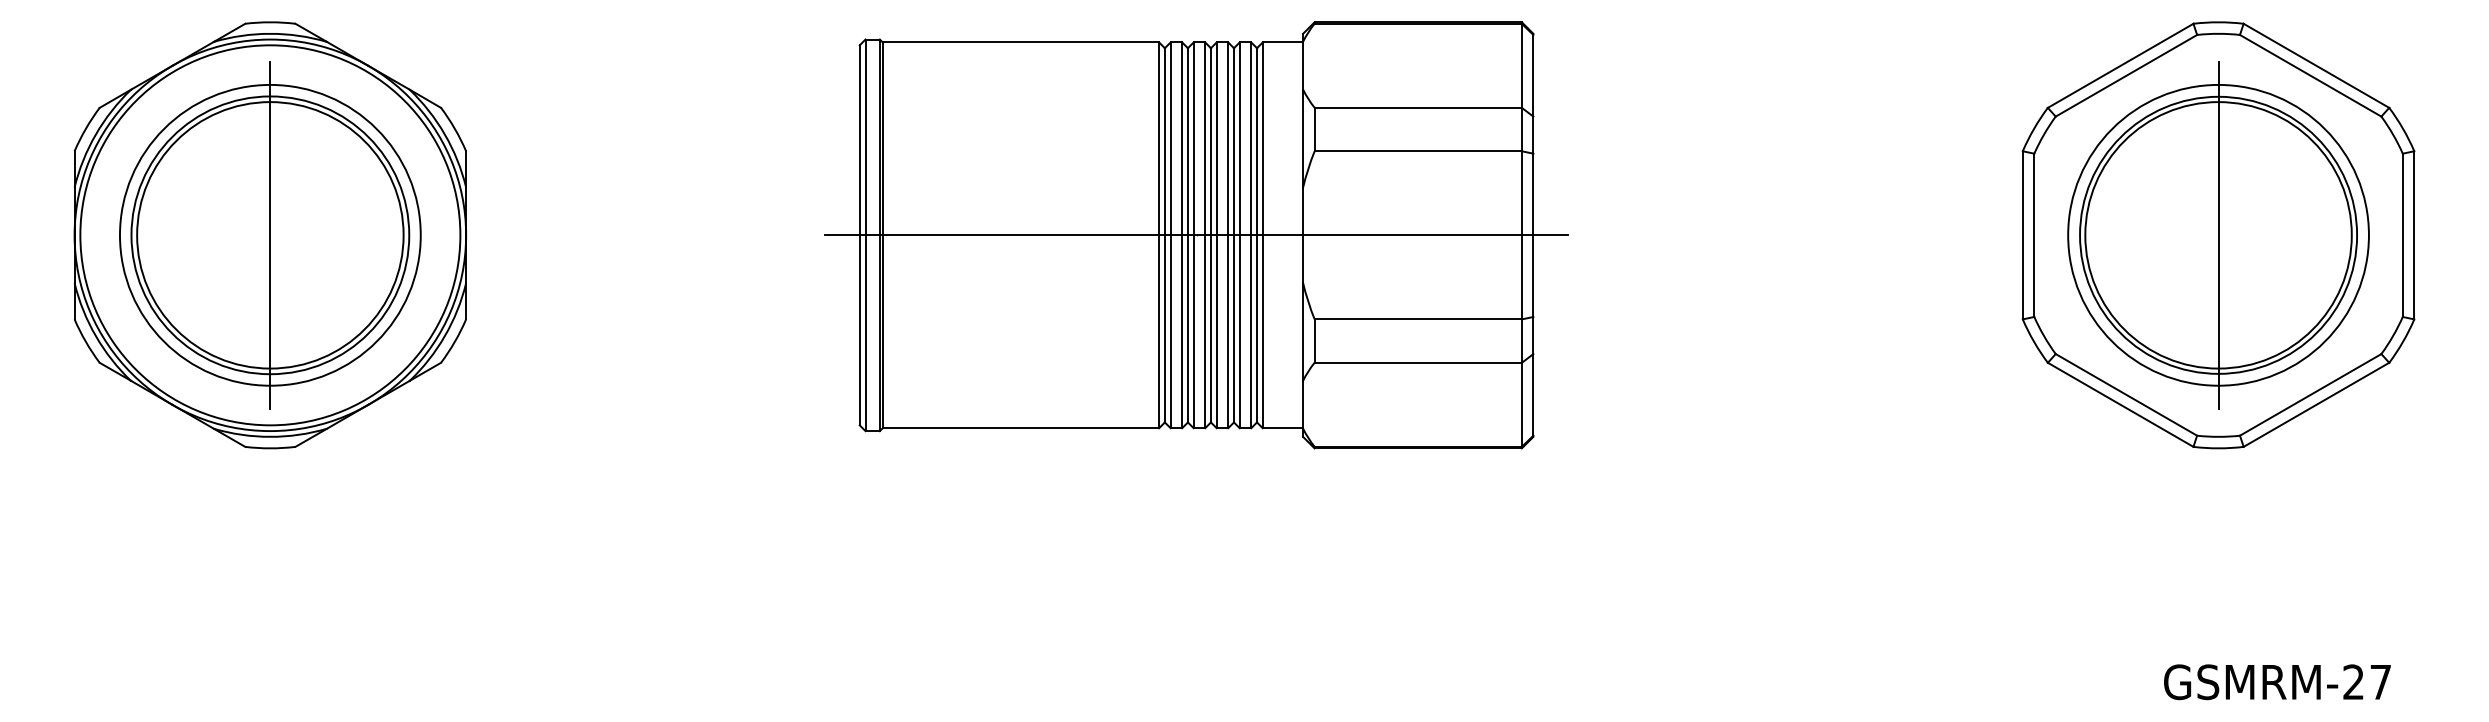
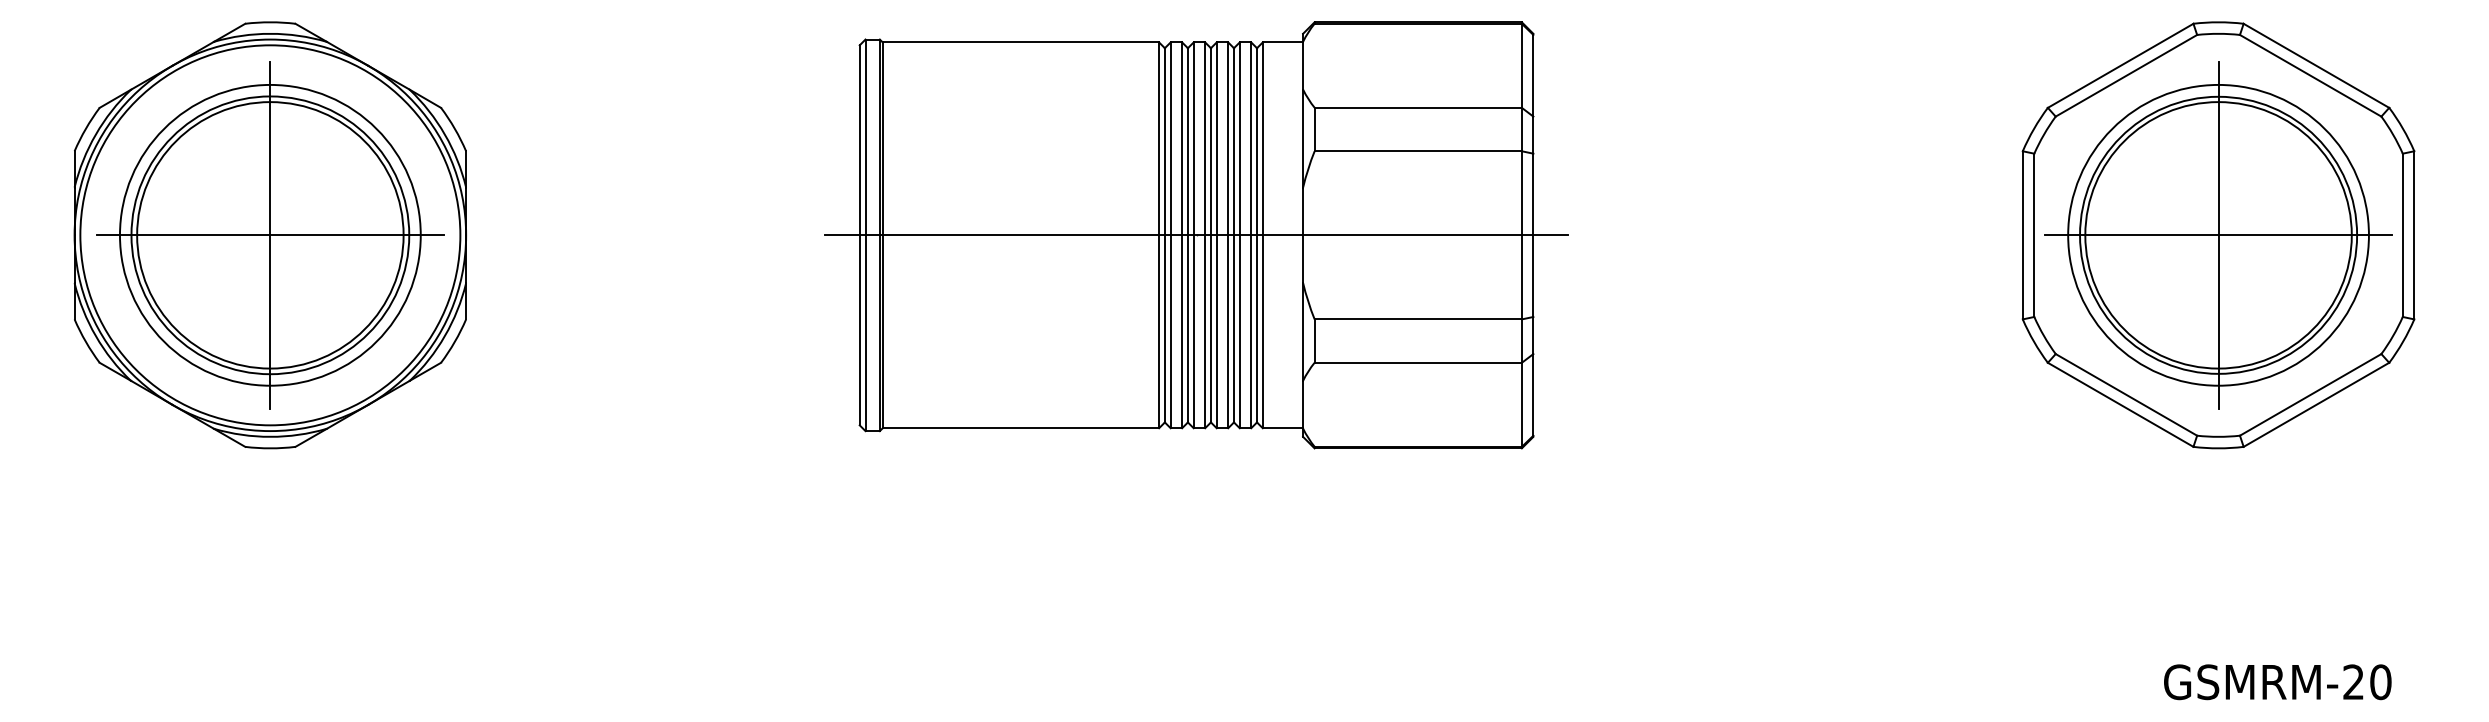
line: none -> present (270, 235)
line: none -> present (2218, 235)
text: GSMRM-27 -> GSMRM-20 (2380, 682)
